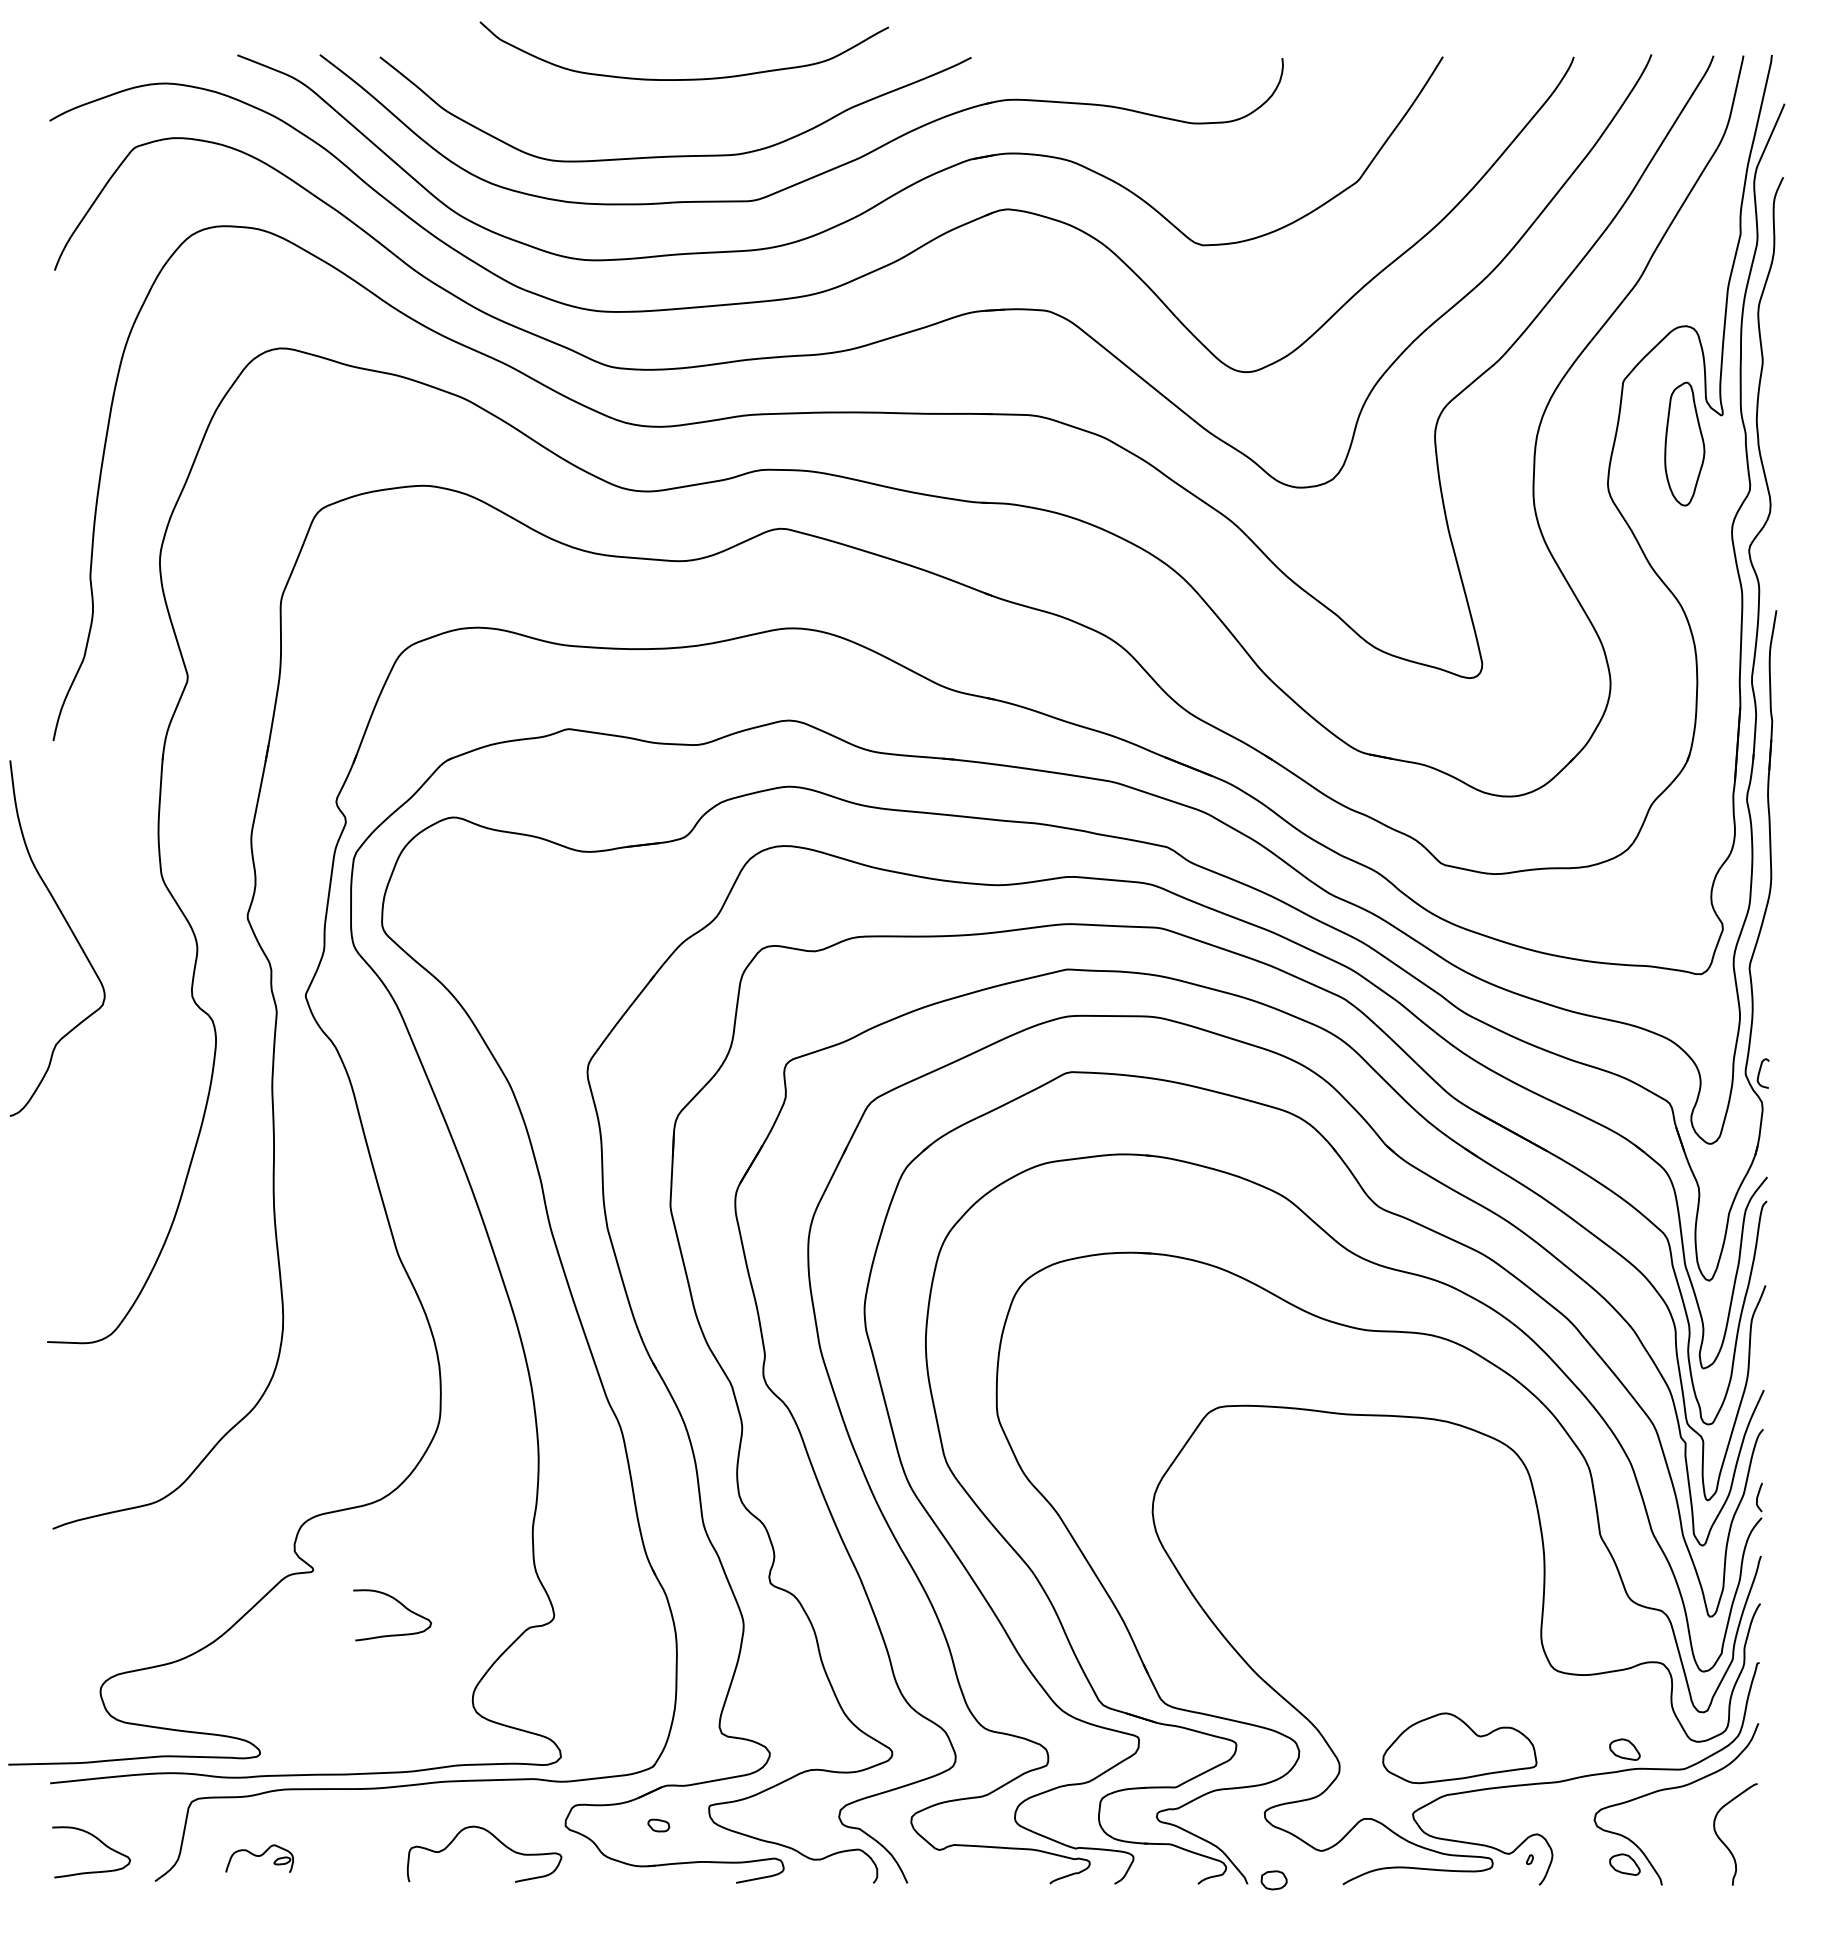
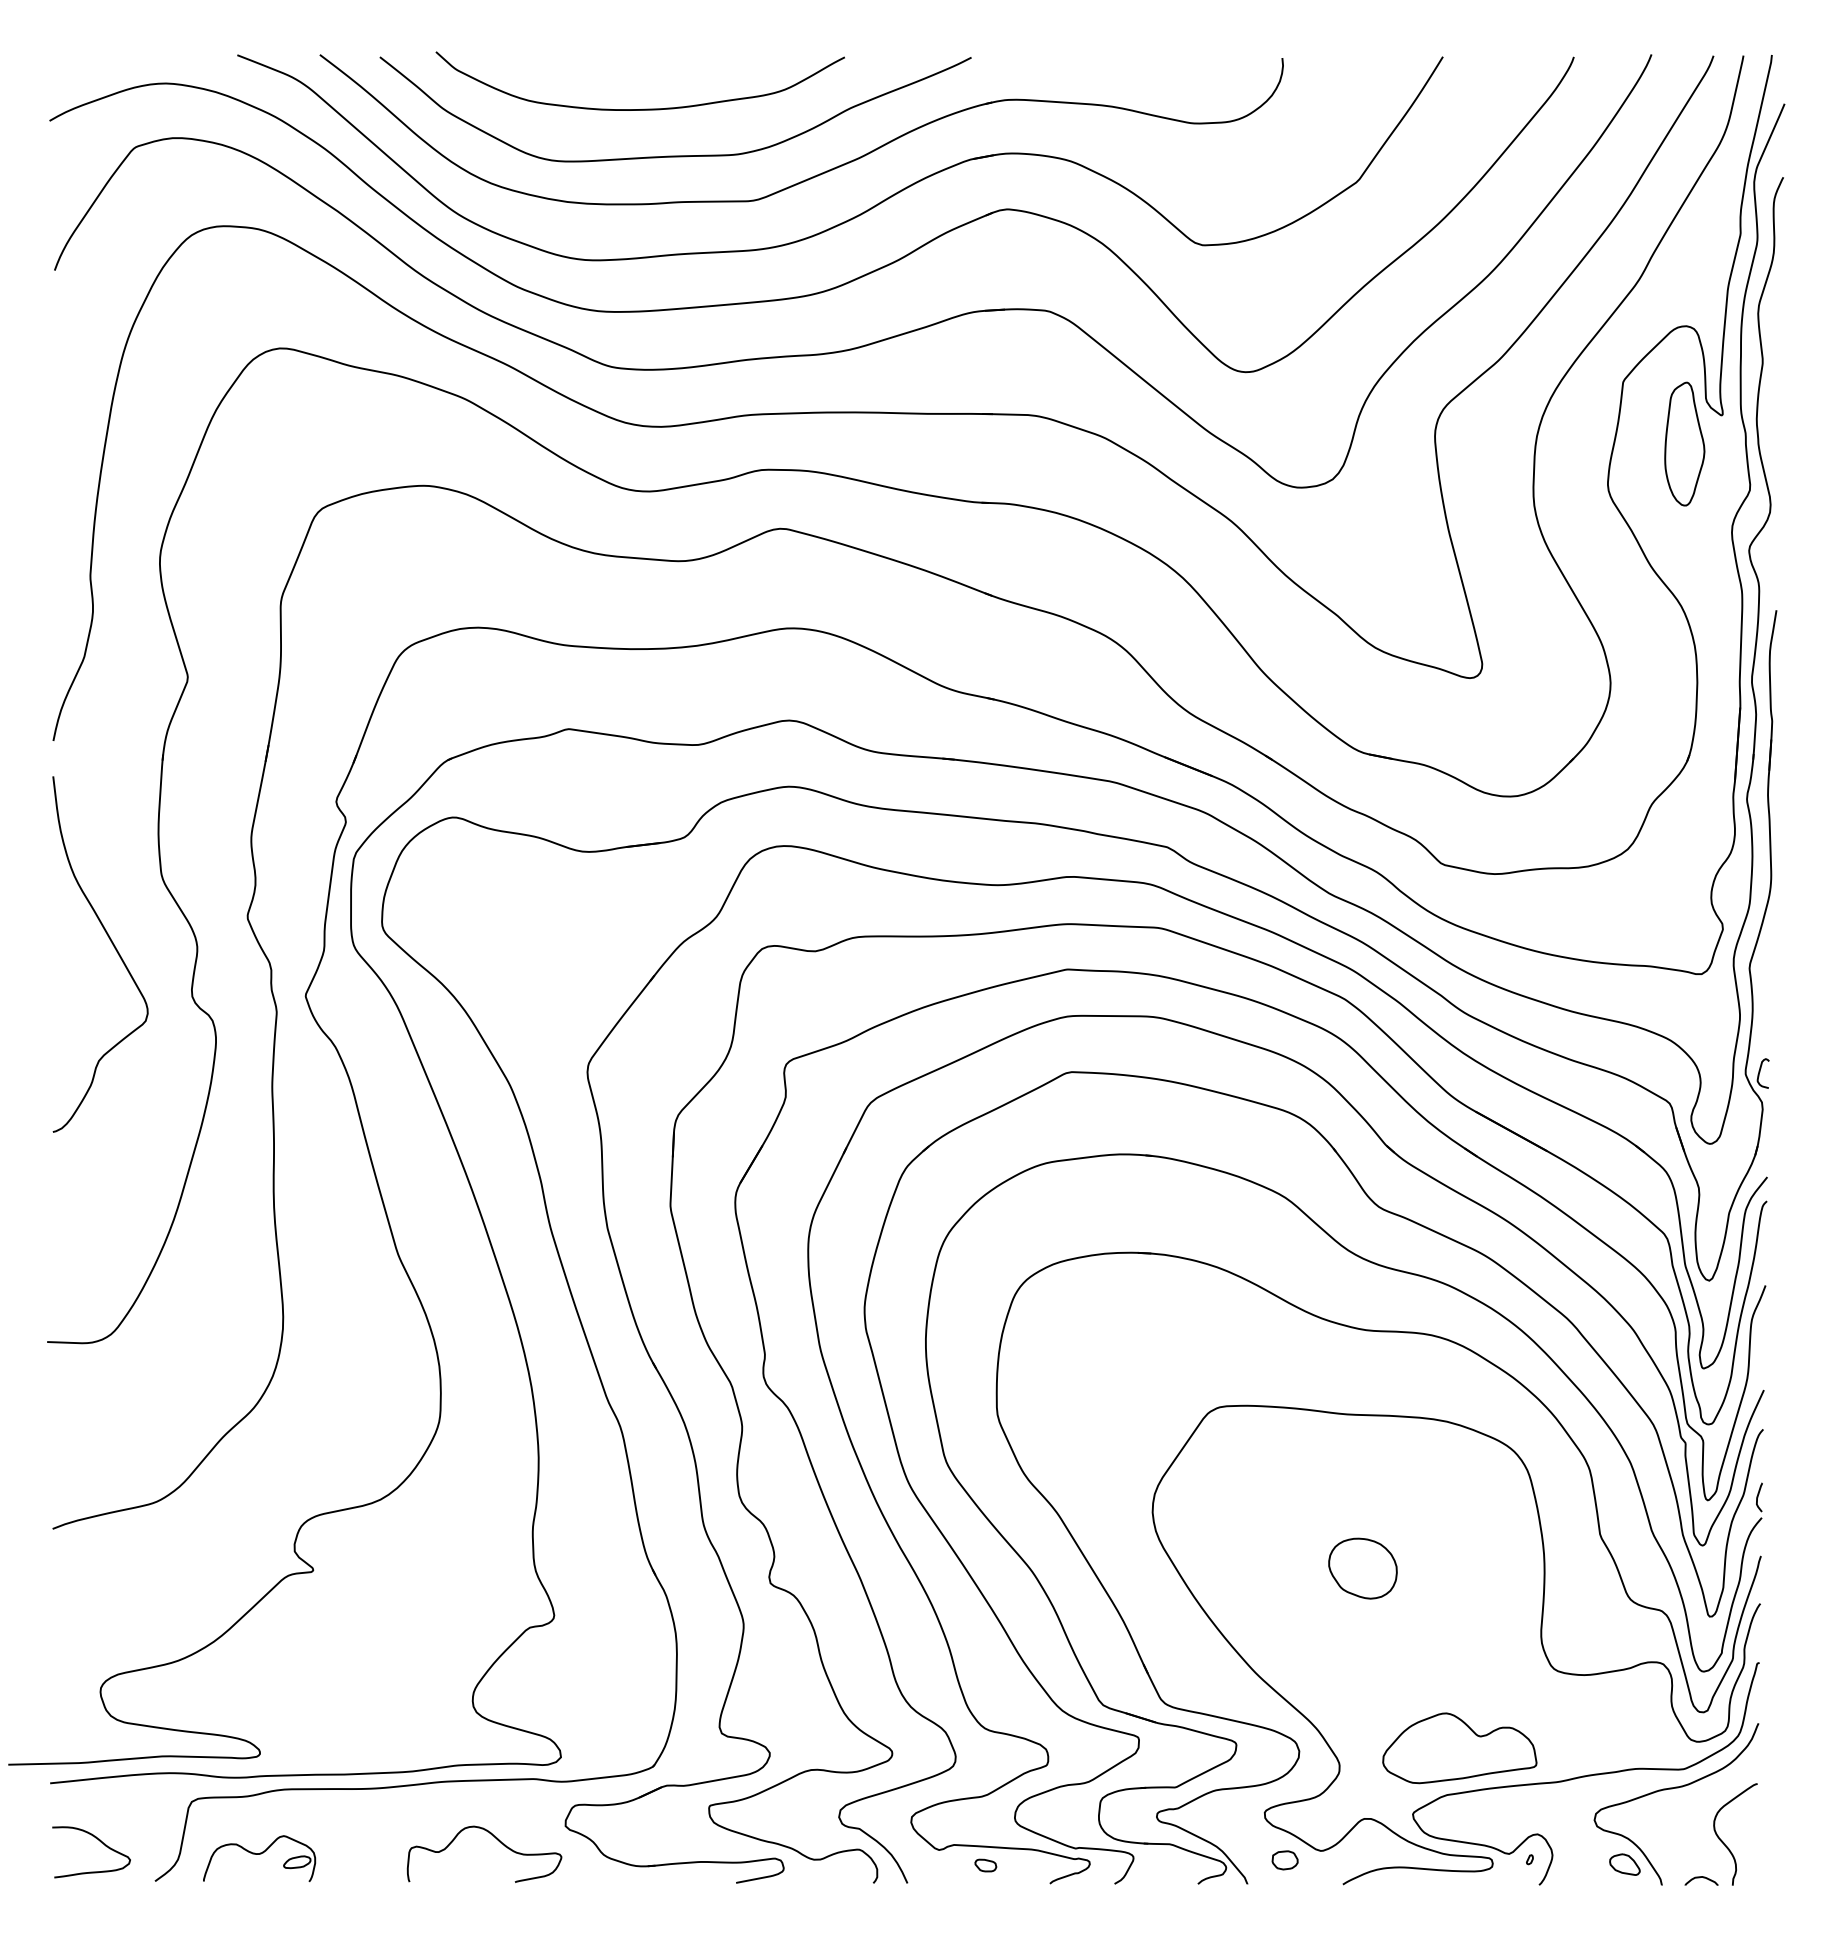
curve position: (688, 78) -> (644, 108) (644, 108)
curve position: (71, 932) -> (114, 948) (114, 948)
part: none -> present (1362, 1568)
curve: present -> none (401, 1605)
part: present -> none (1624, 1749)
part position: (658, 1825) -> (985, 1865) (985, 1865)
part size: 69x29 px -> 114x48 px (259, 1858)
curve: none -> present (1699, 1878)
part position: (1273, 1880) -> (1284, 1860) (1284, 1860)
